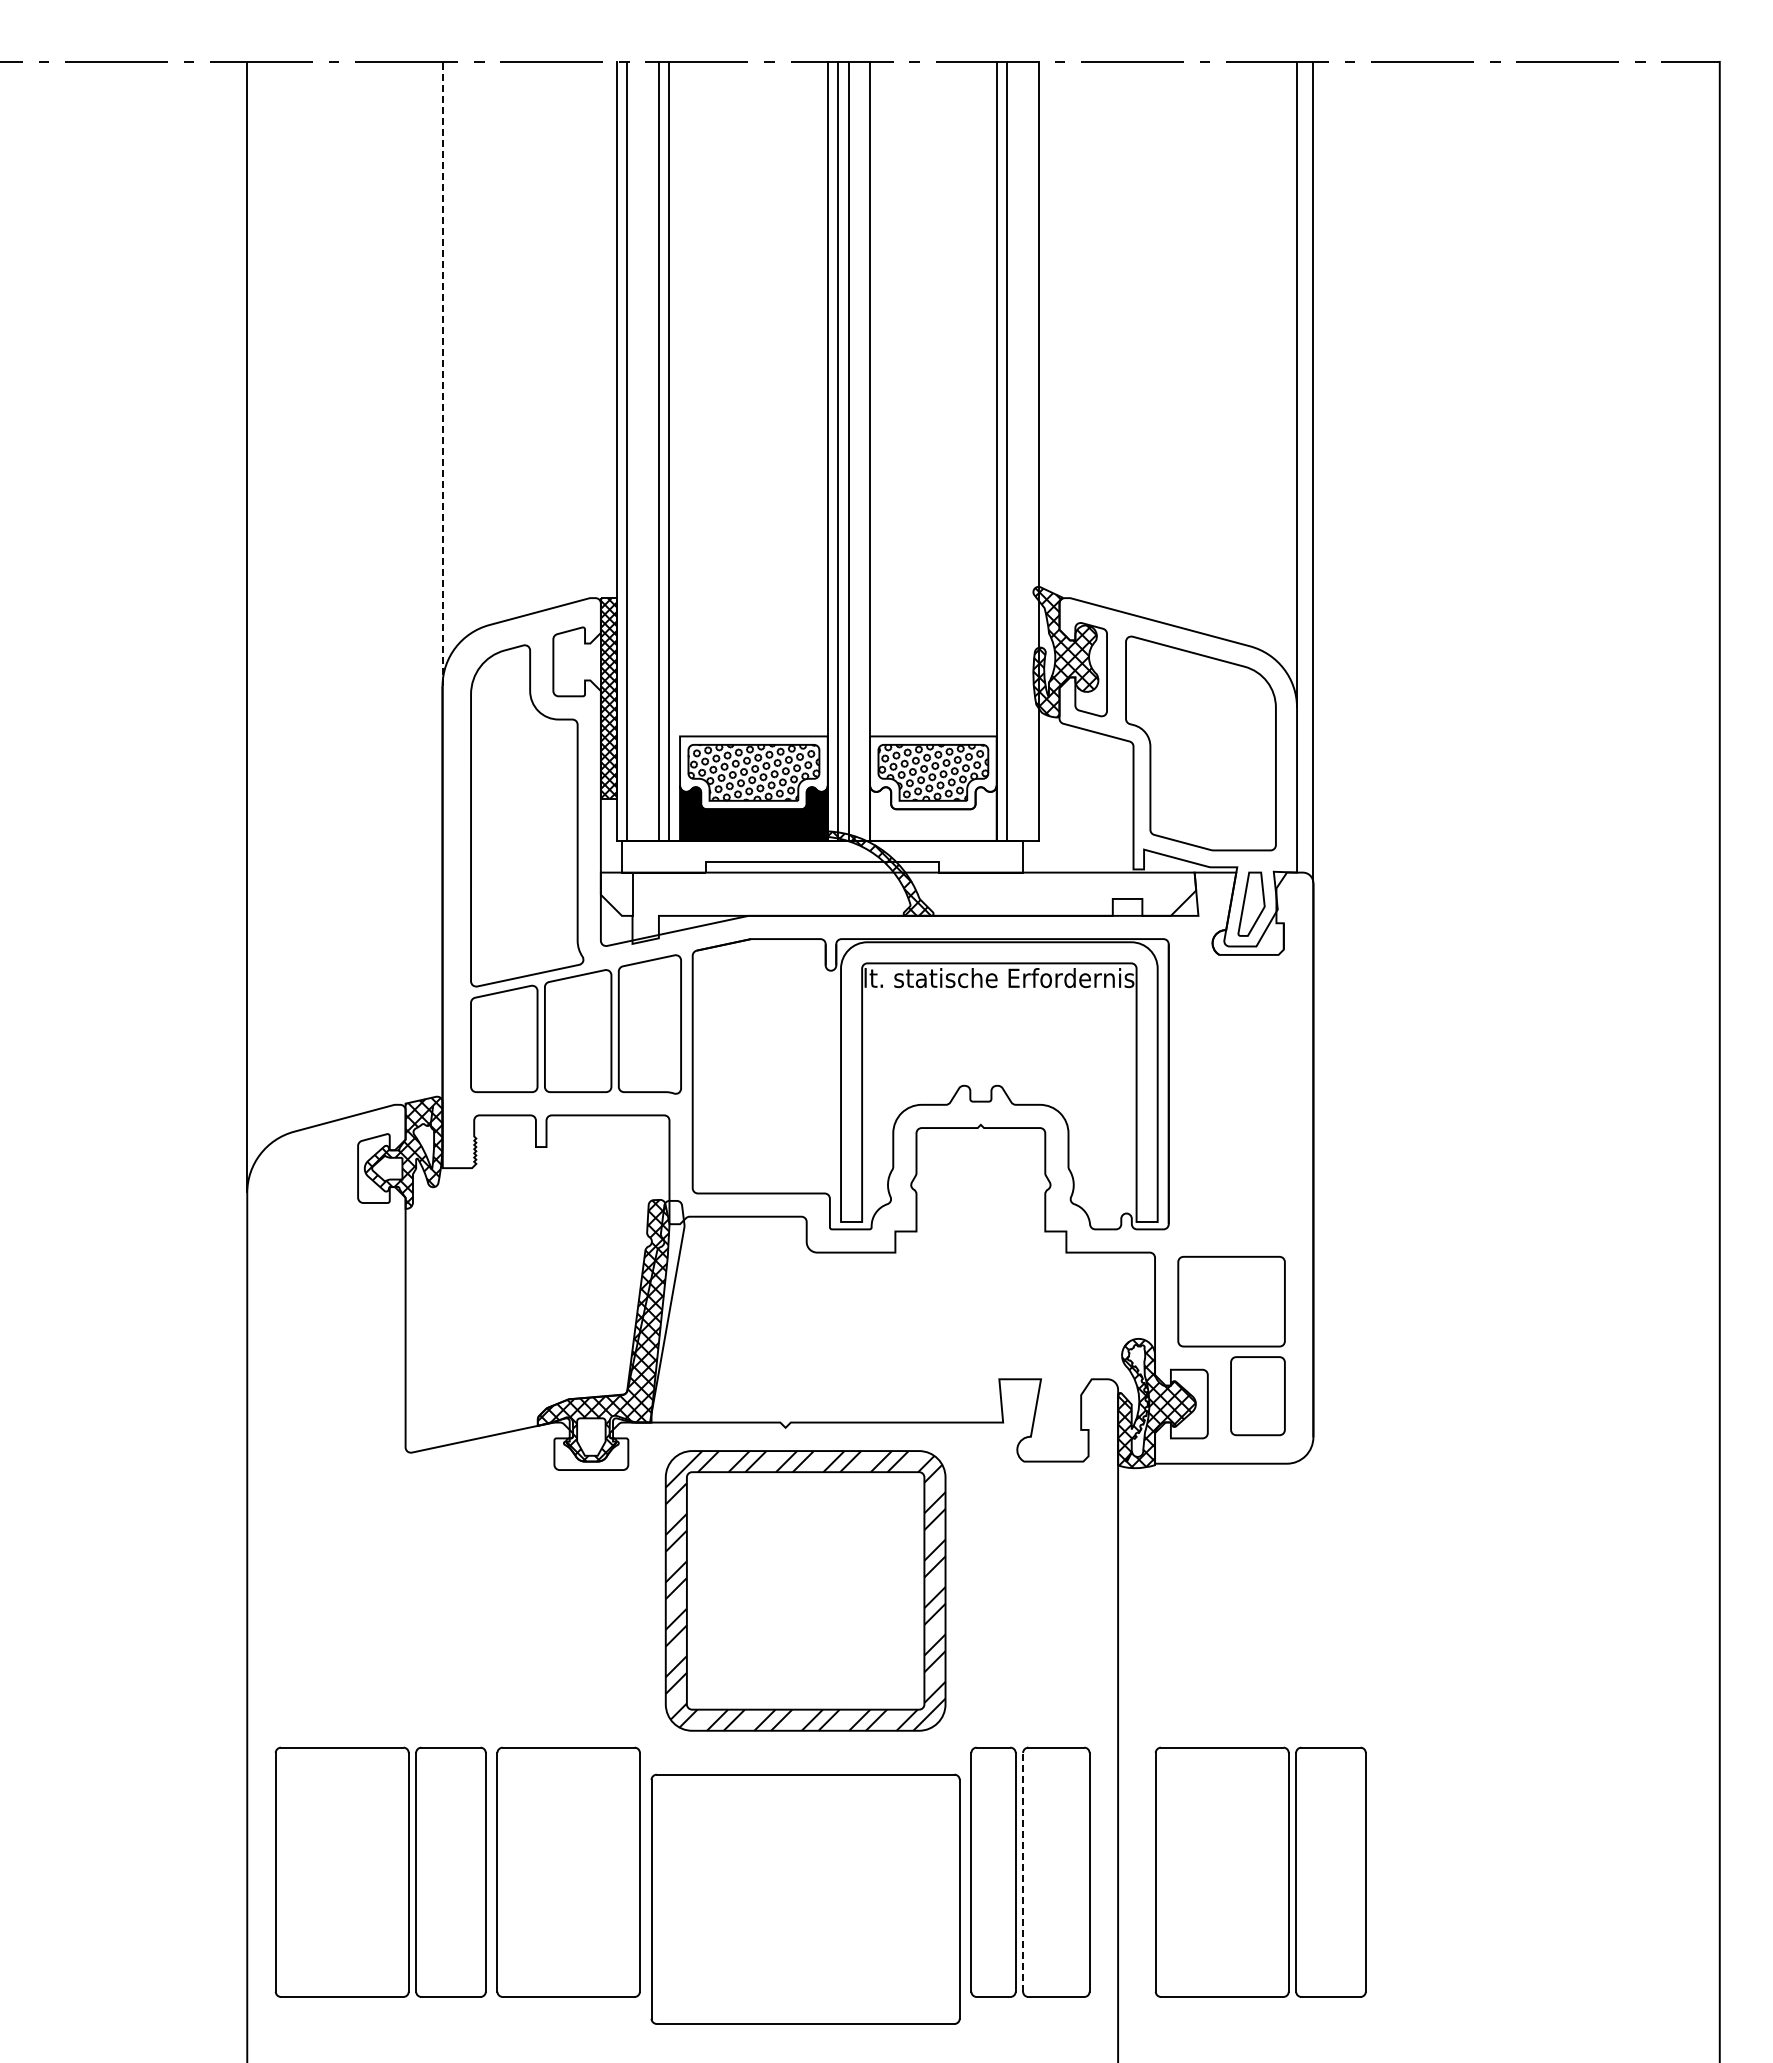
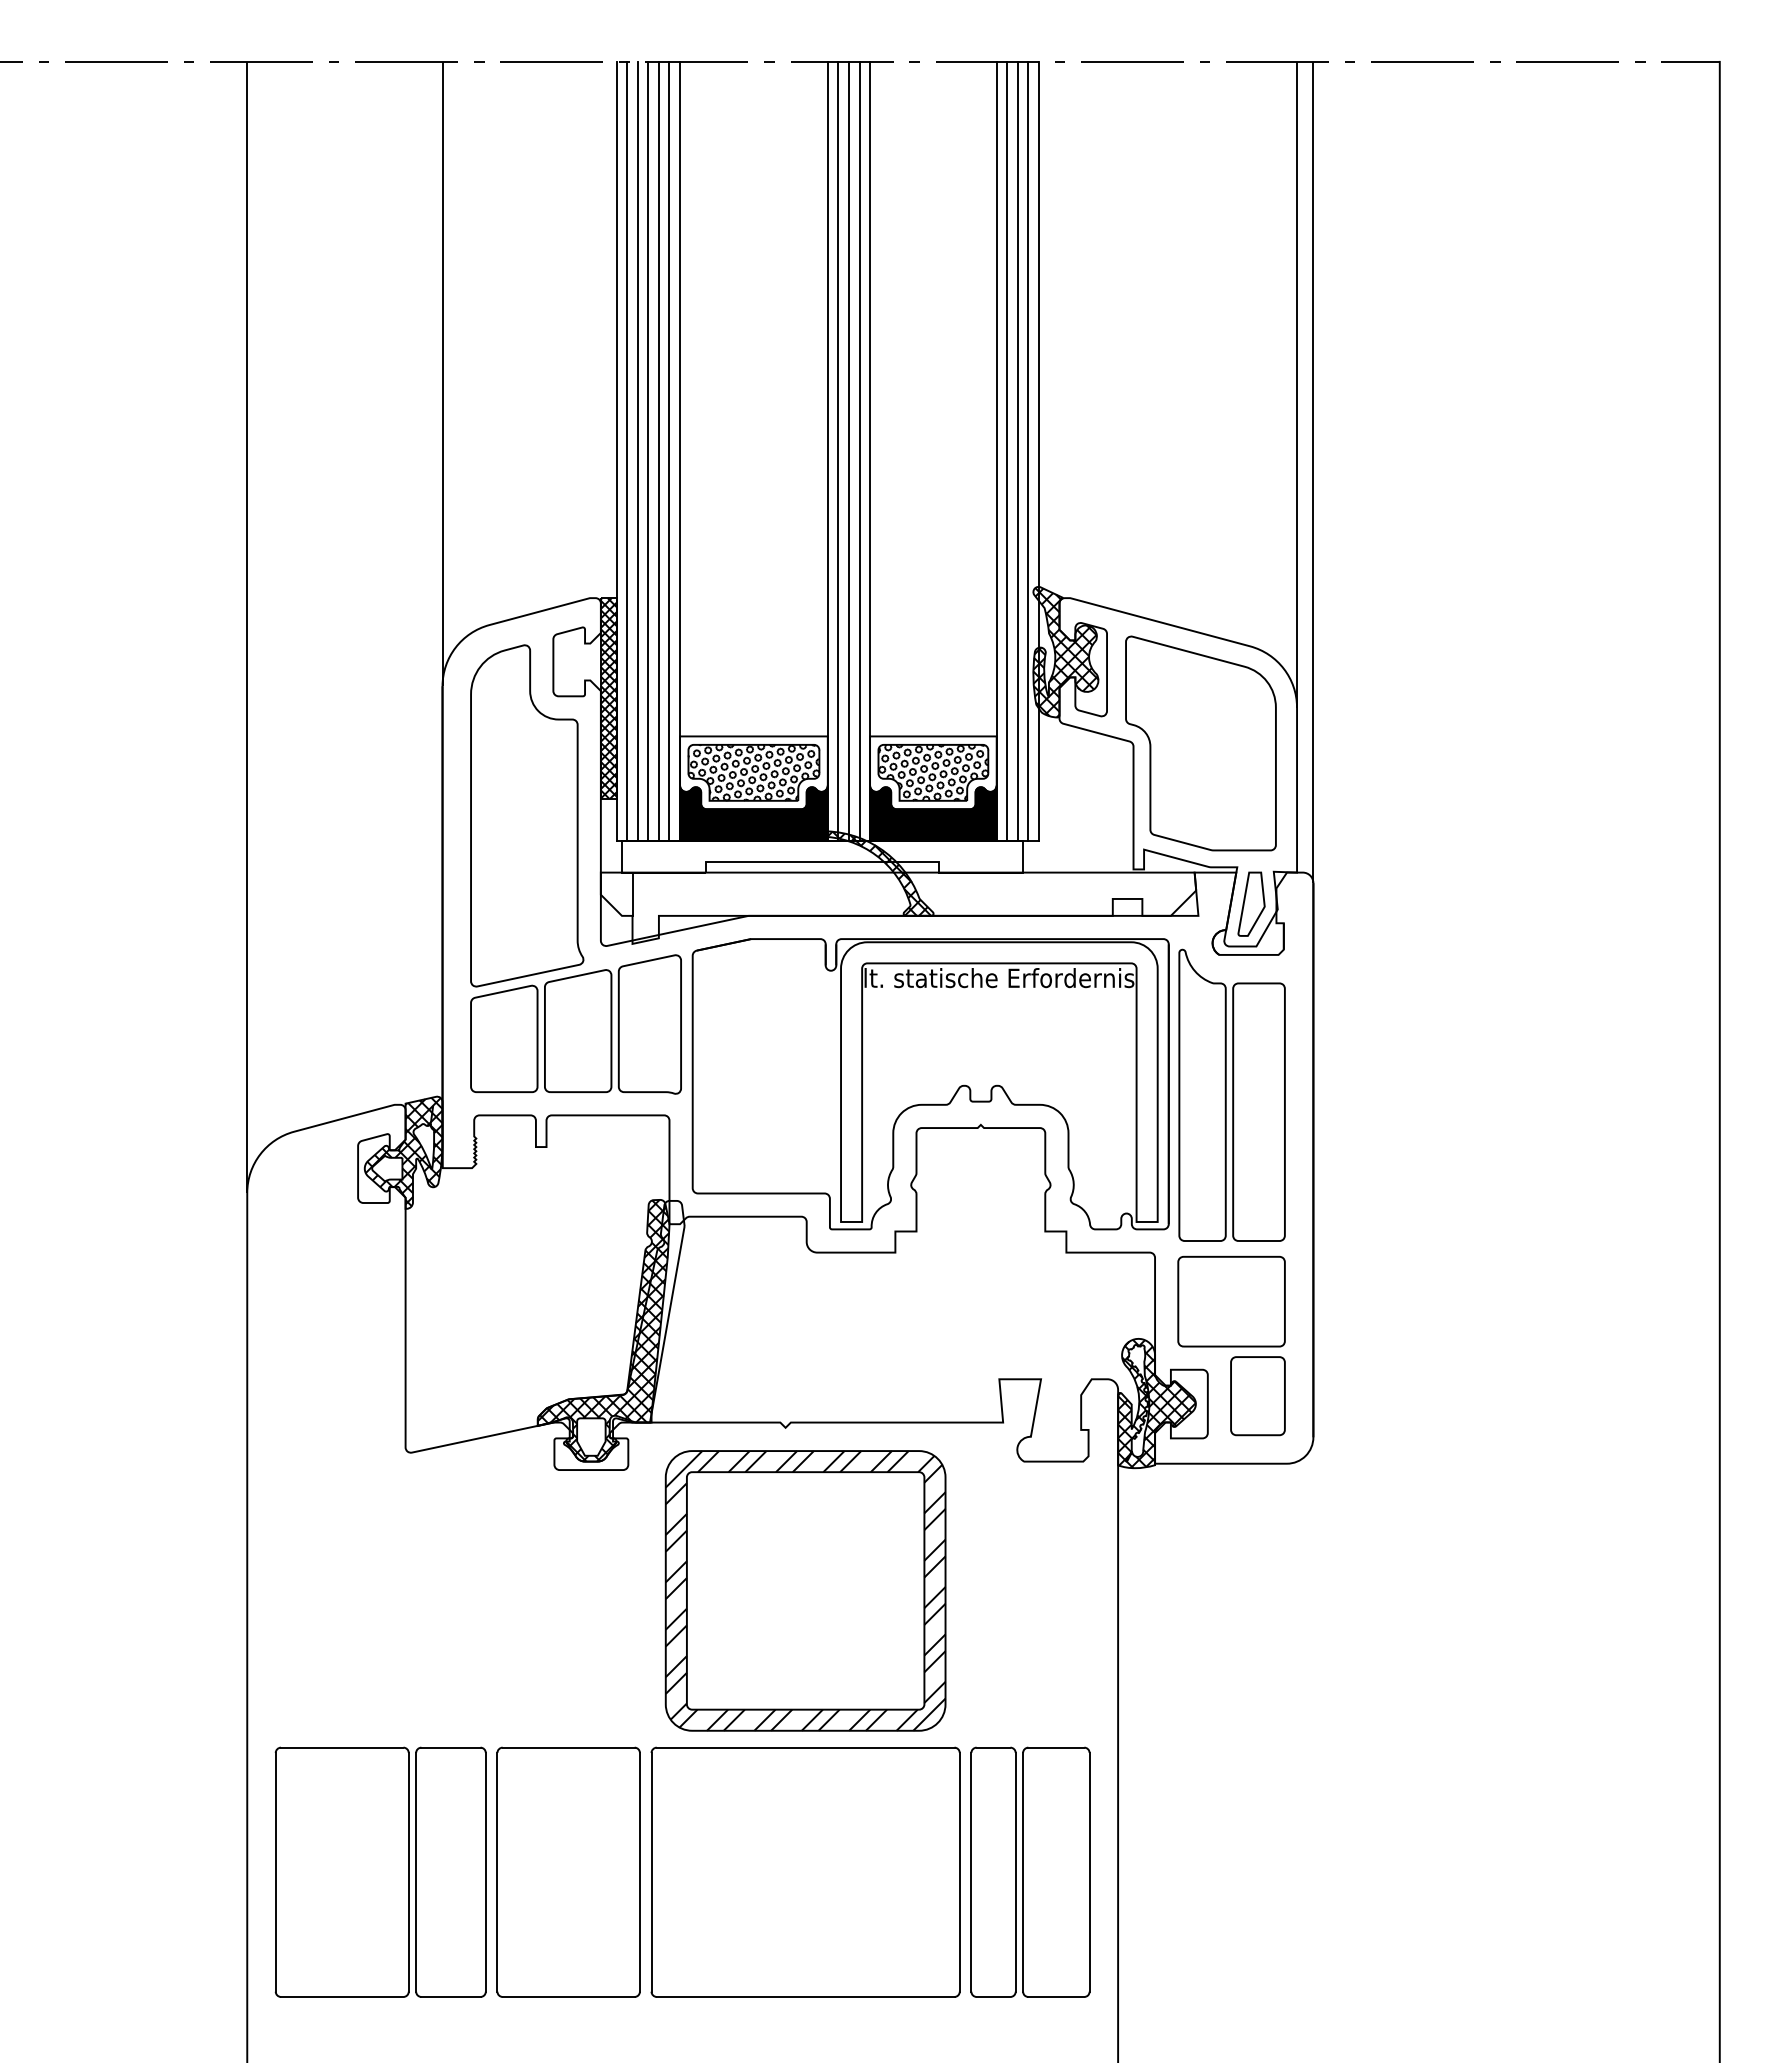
line: dashed -> solid (442, 373)
line: none -> present (637, 450)
line: none -> present (648, 450)
line: none -> present (680, 450)
line: none -> present (859, 450)
line: none -> present (1017, 450)
line: none -> present (1028, 450)
fill: none -> present (933, 812)
part: none -> present (1231, 1094)
line: dashed -> solid (1023, 1871)
part: present -> none (1260, 1871)
part position: (805, 1898) -> (805, 1871) (805, 1871)
